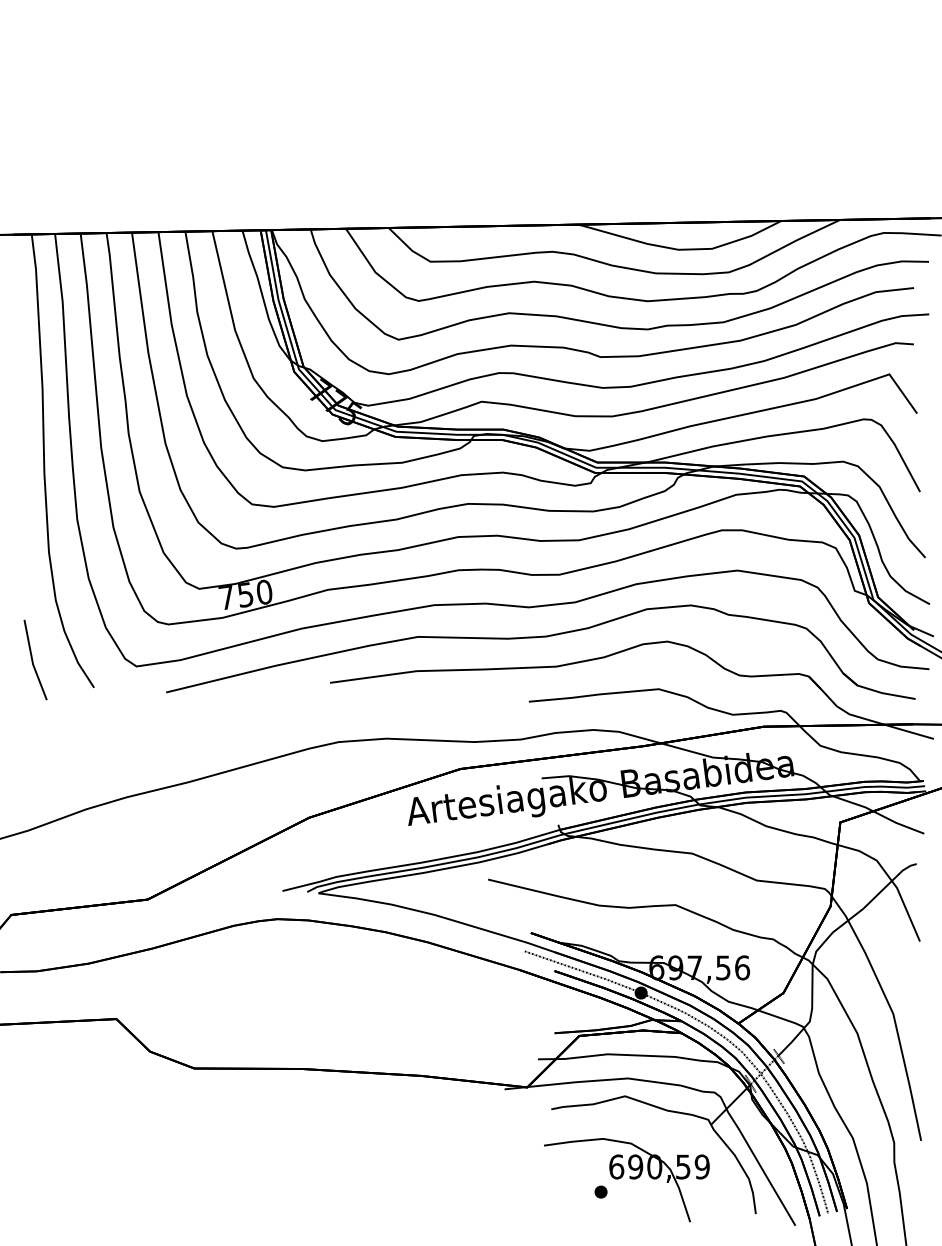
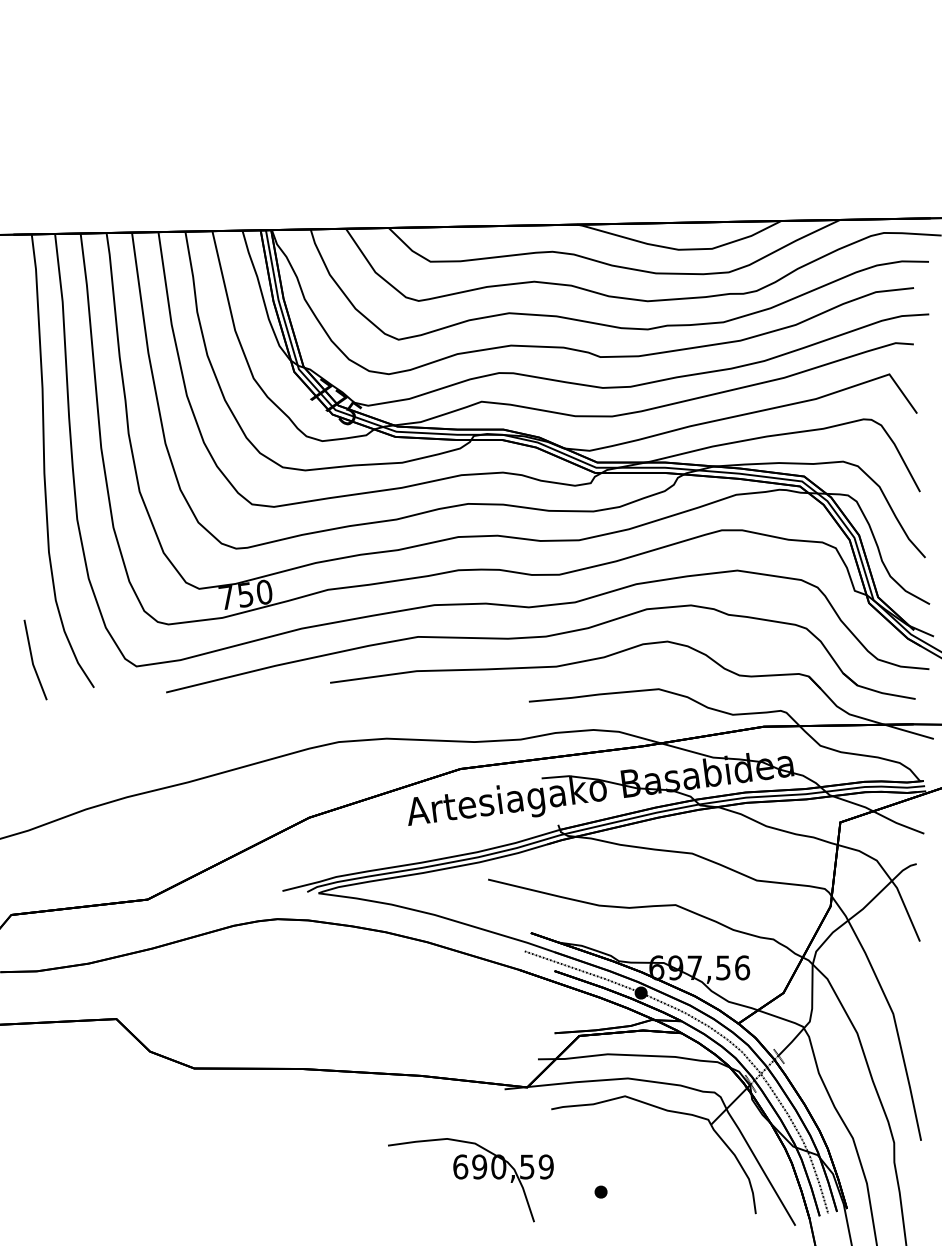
part position: (626, 1180) -> (470, 1180) (470, 1180)
